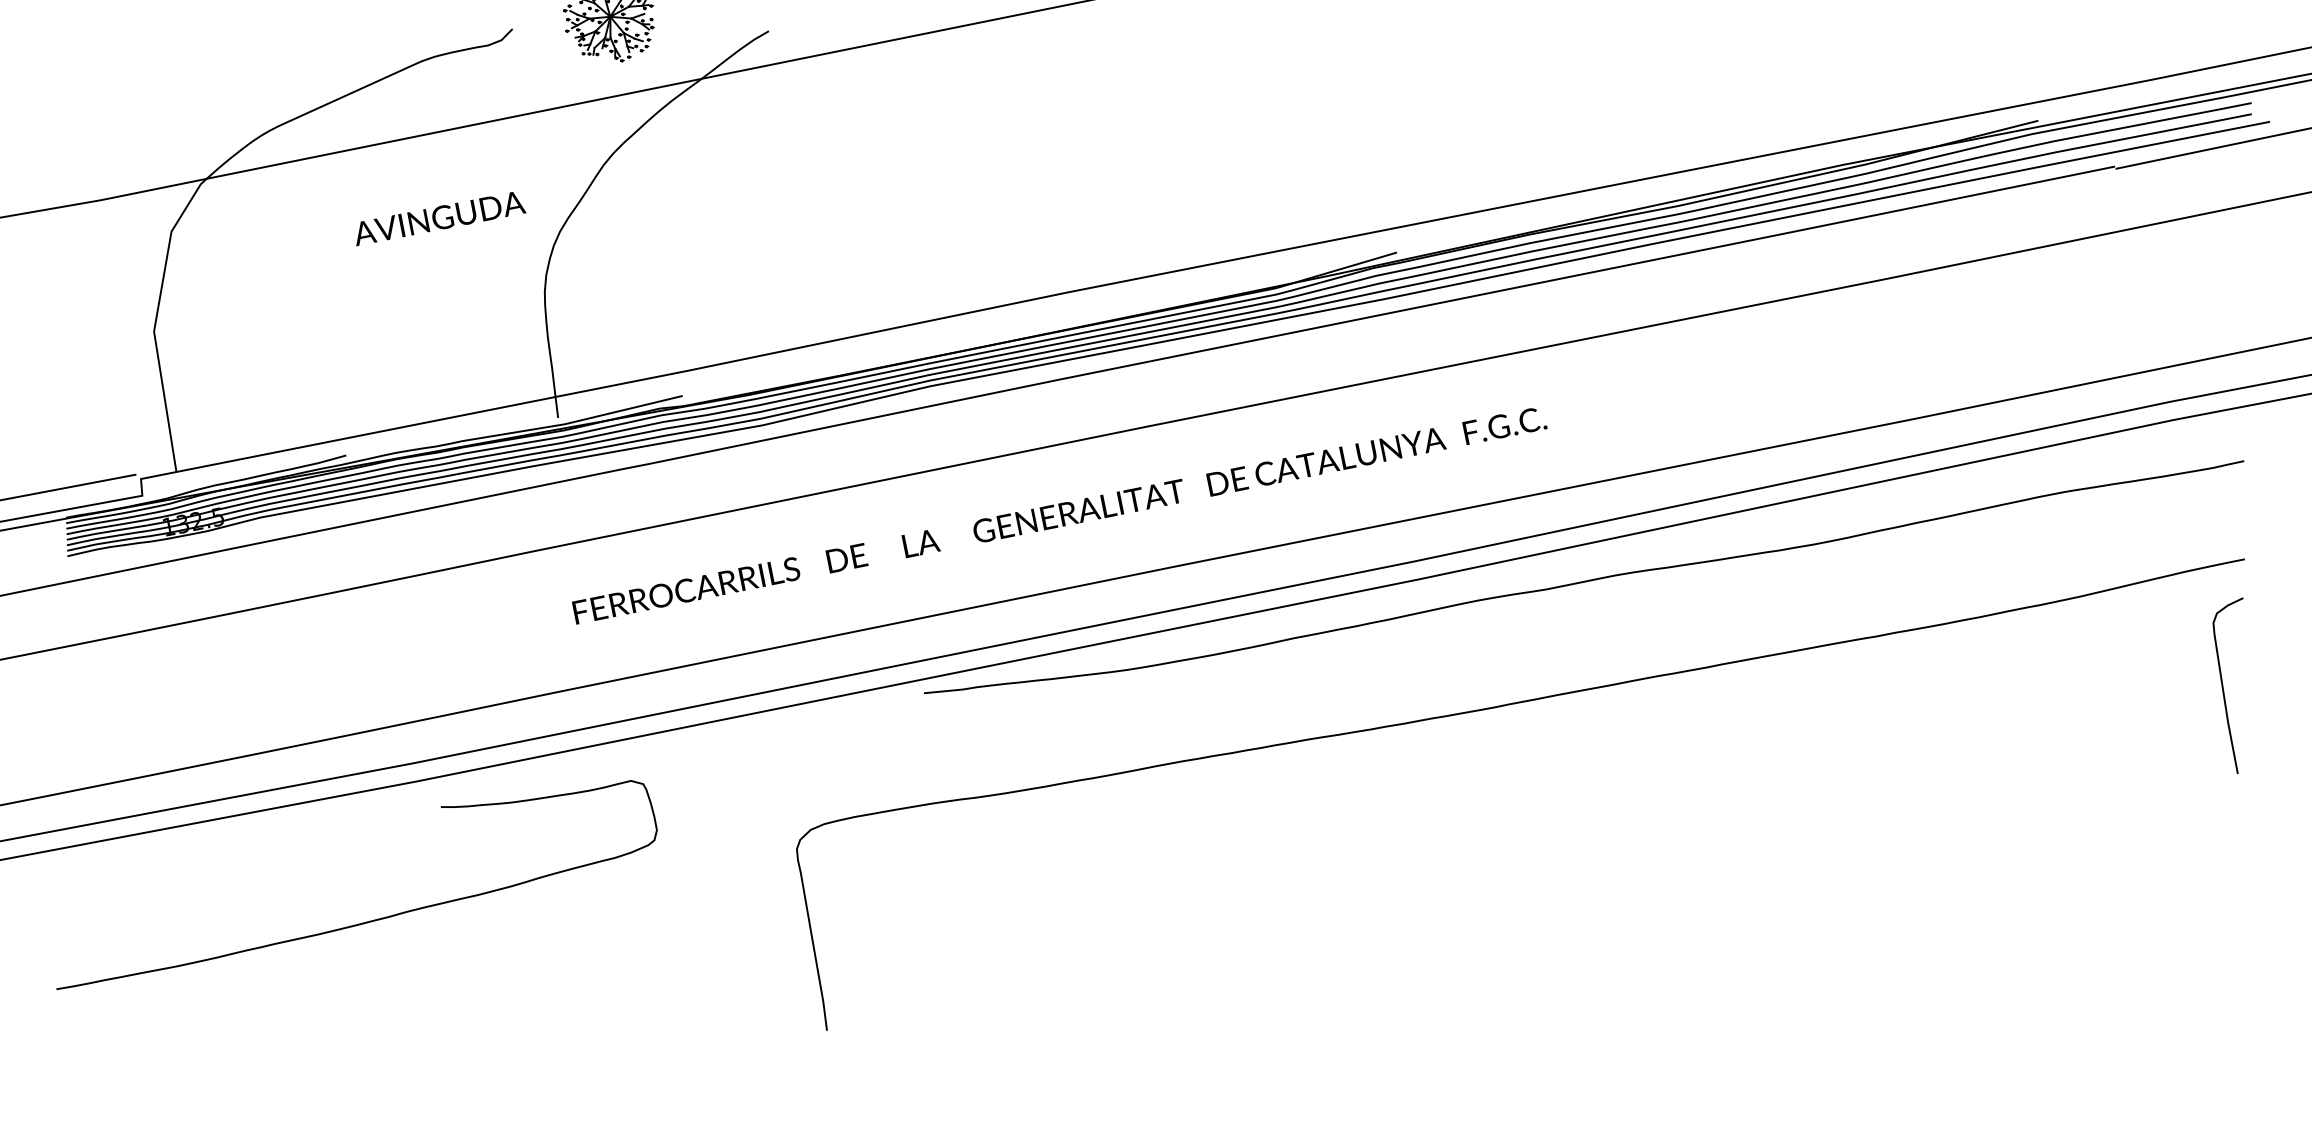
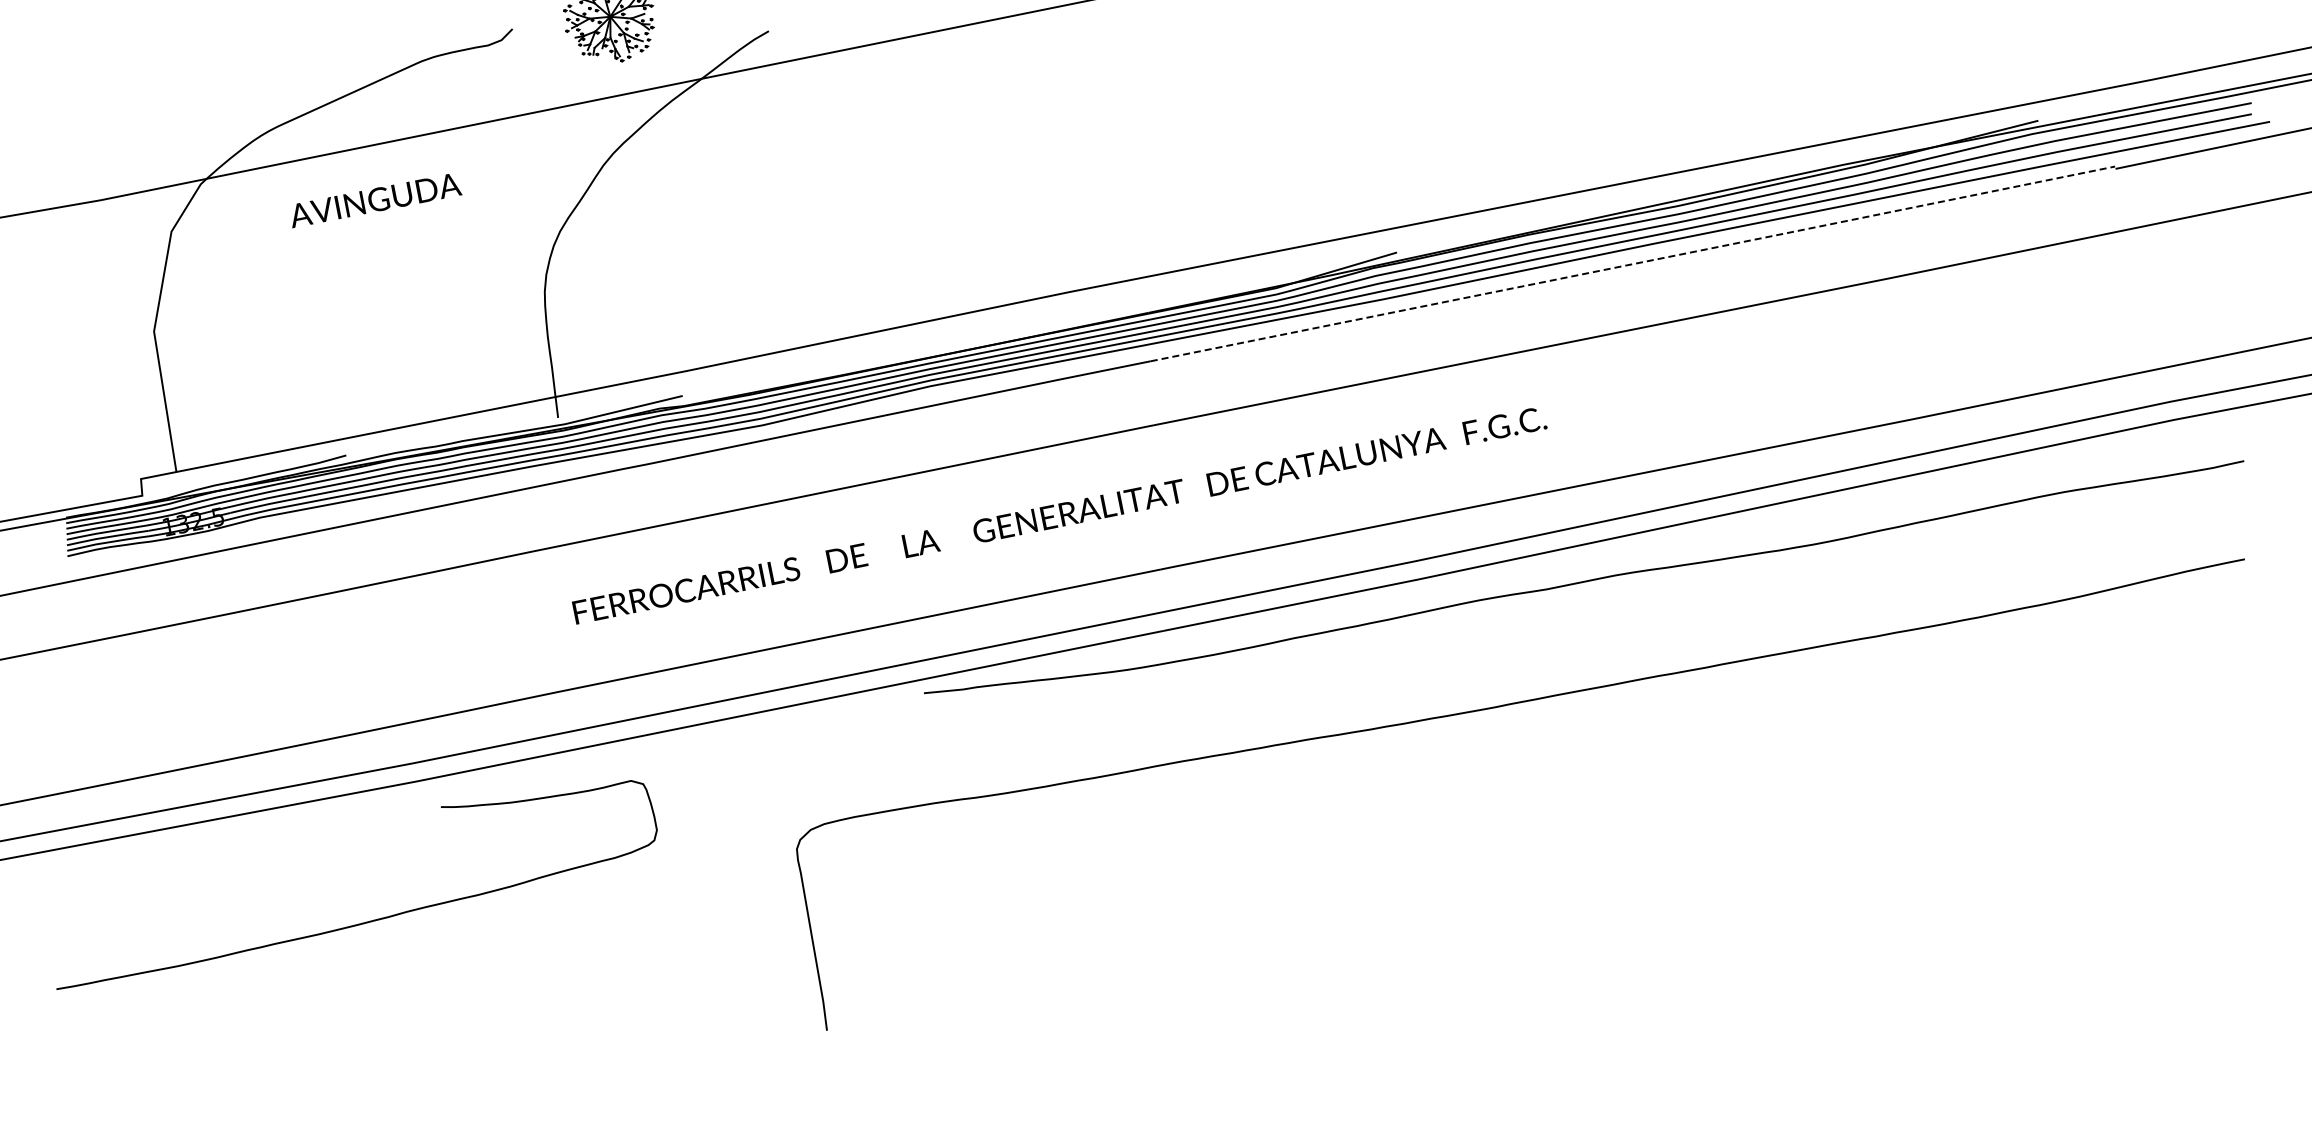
text position: (441, 219) -> (377, 201) (377, 201)
line: solid -> dashed (1634, 263)
line: present -> none (68, 486)
curve: present -> none (2223, 685)
